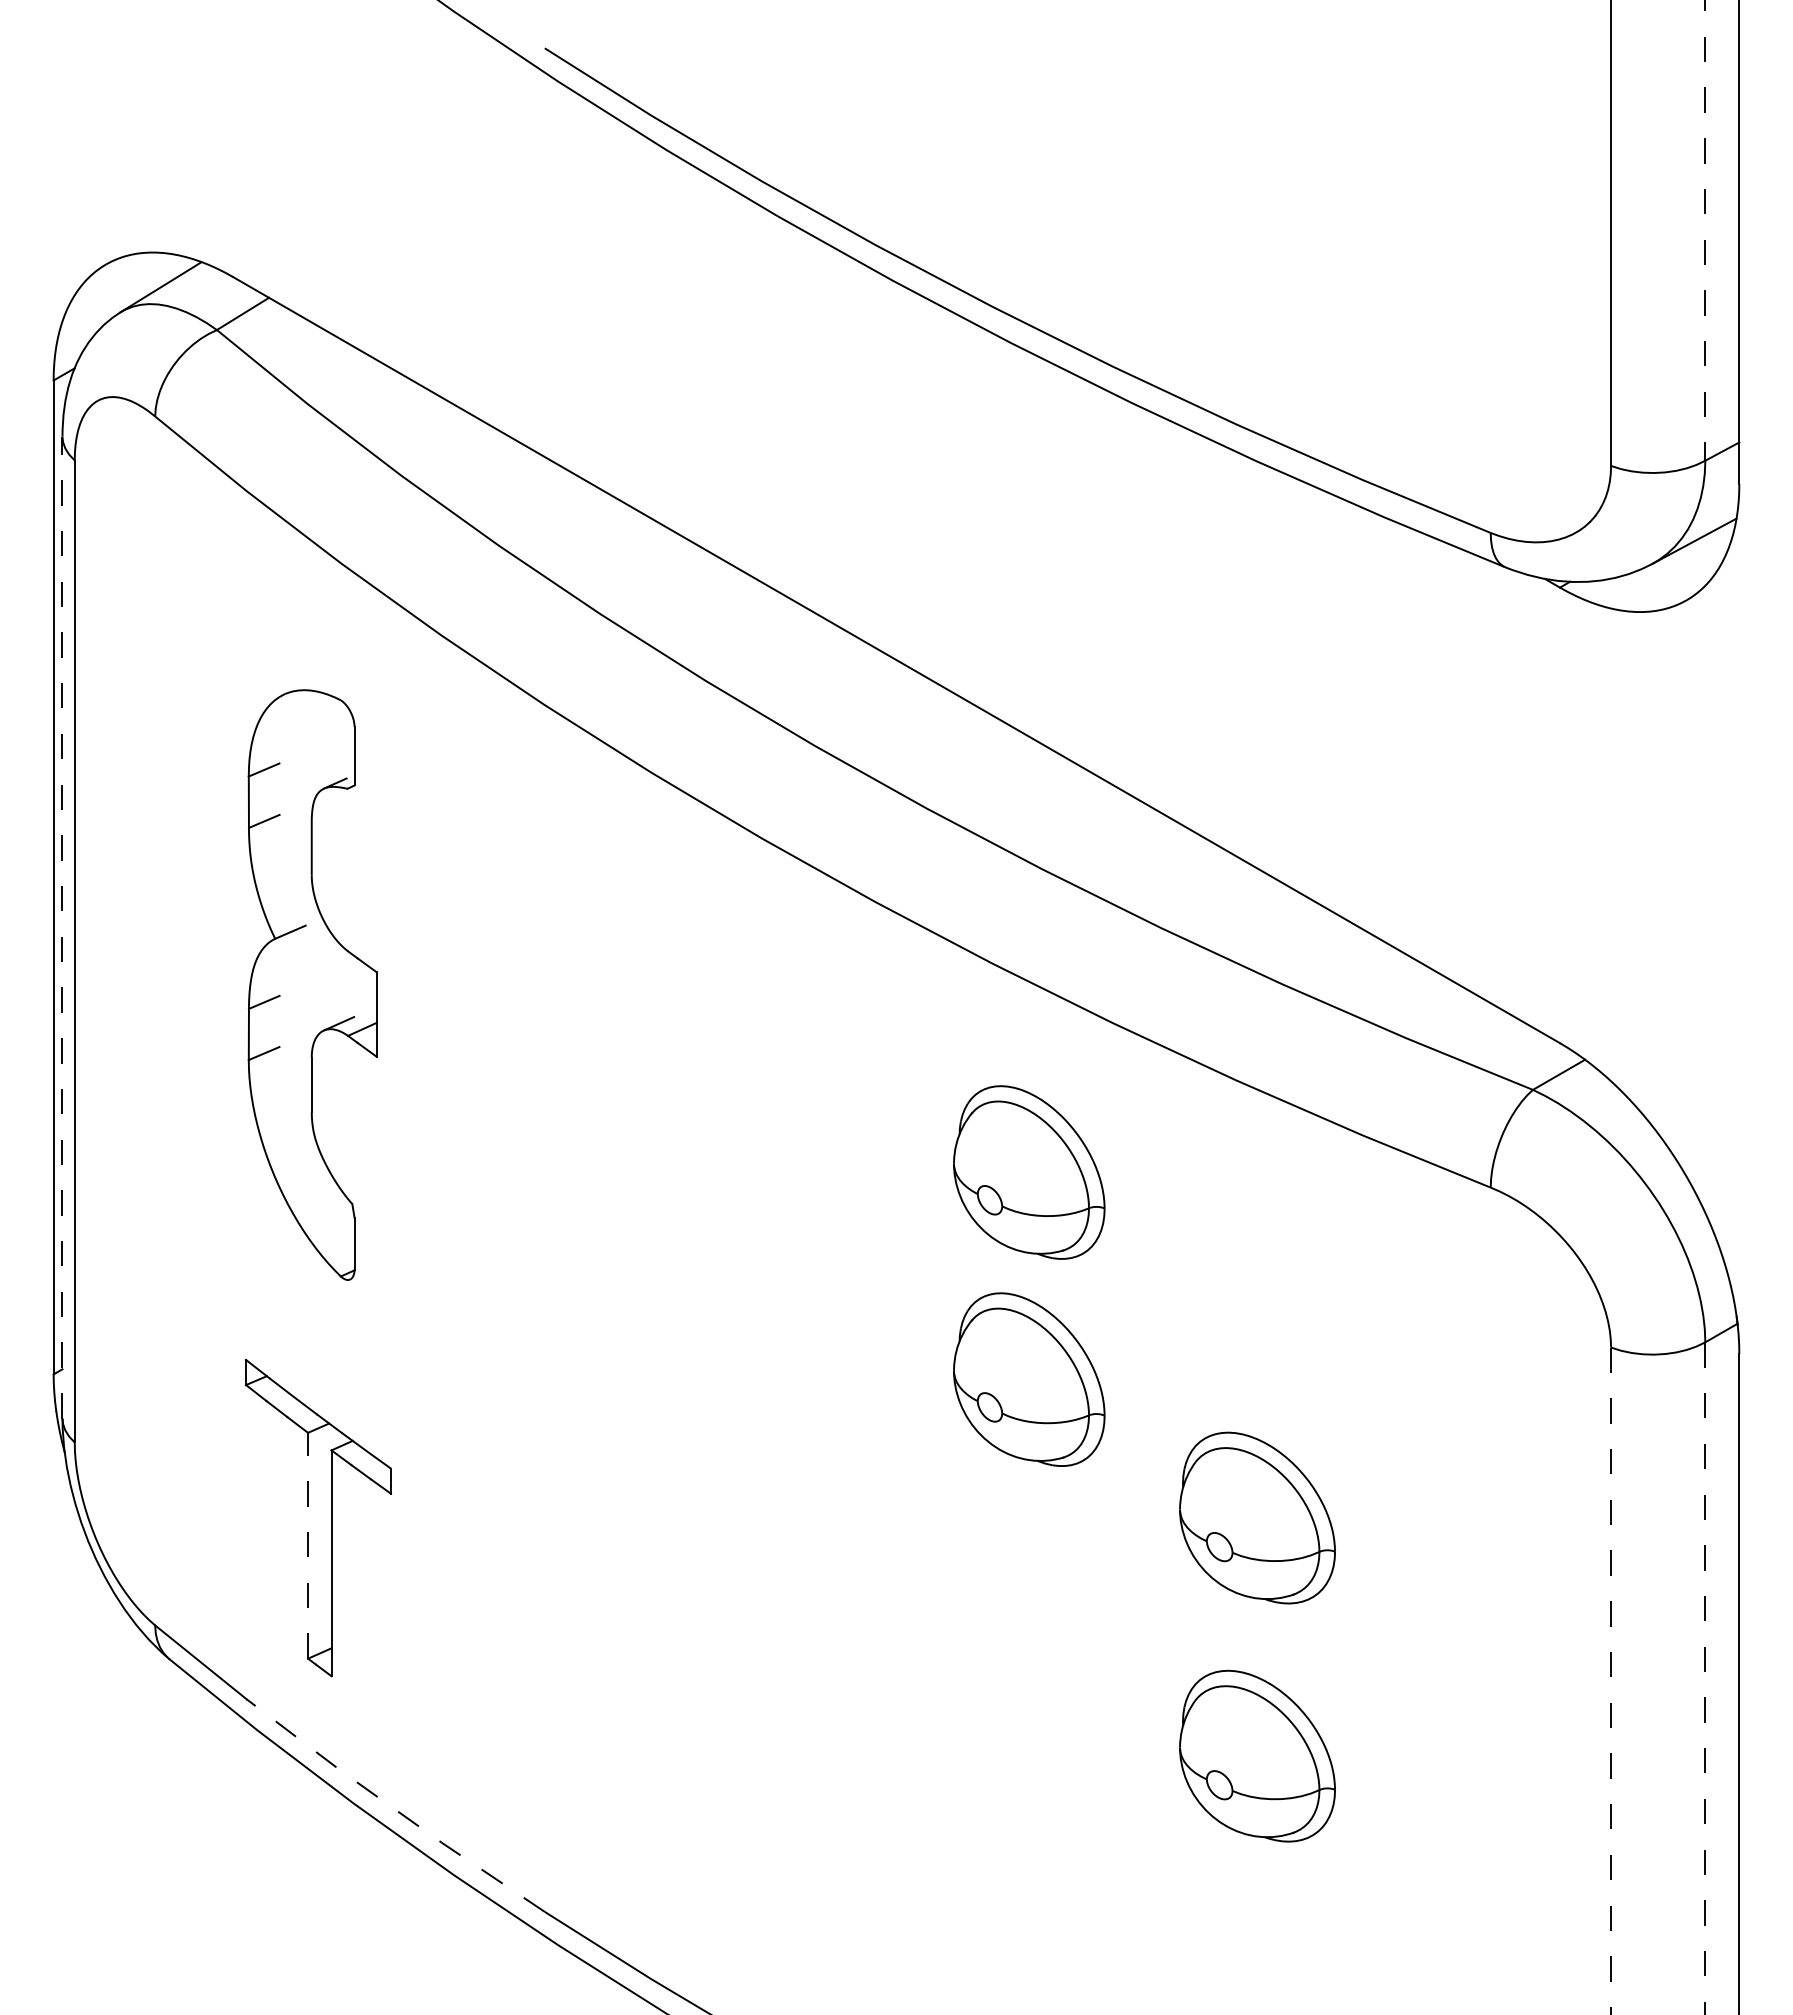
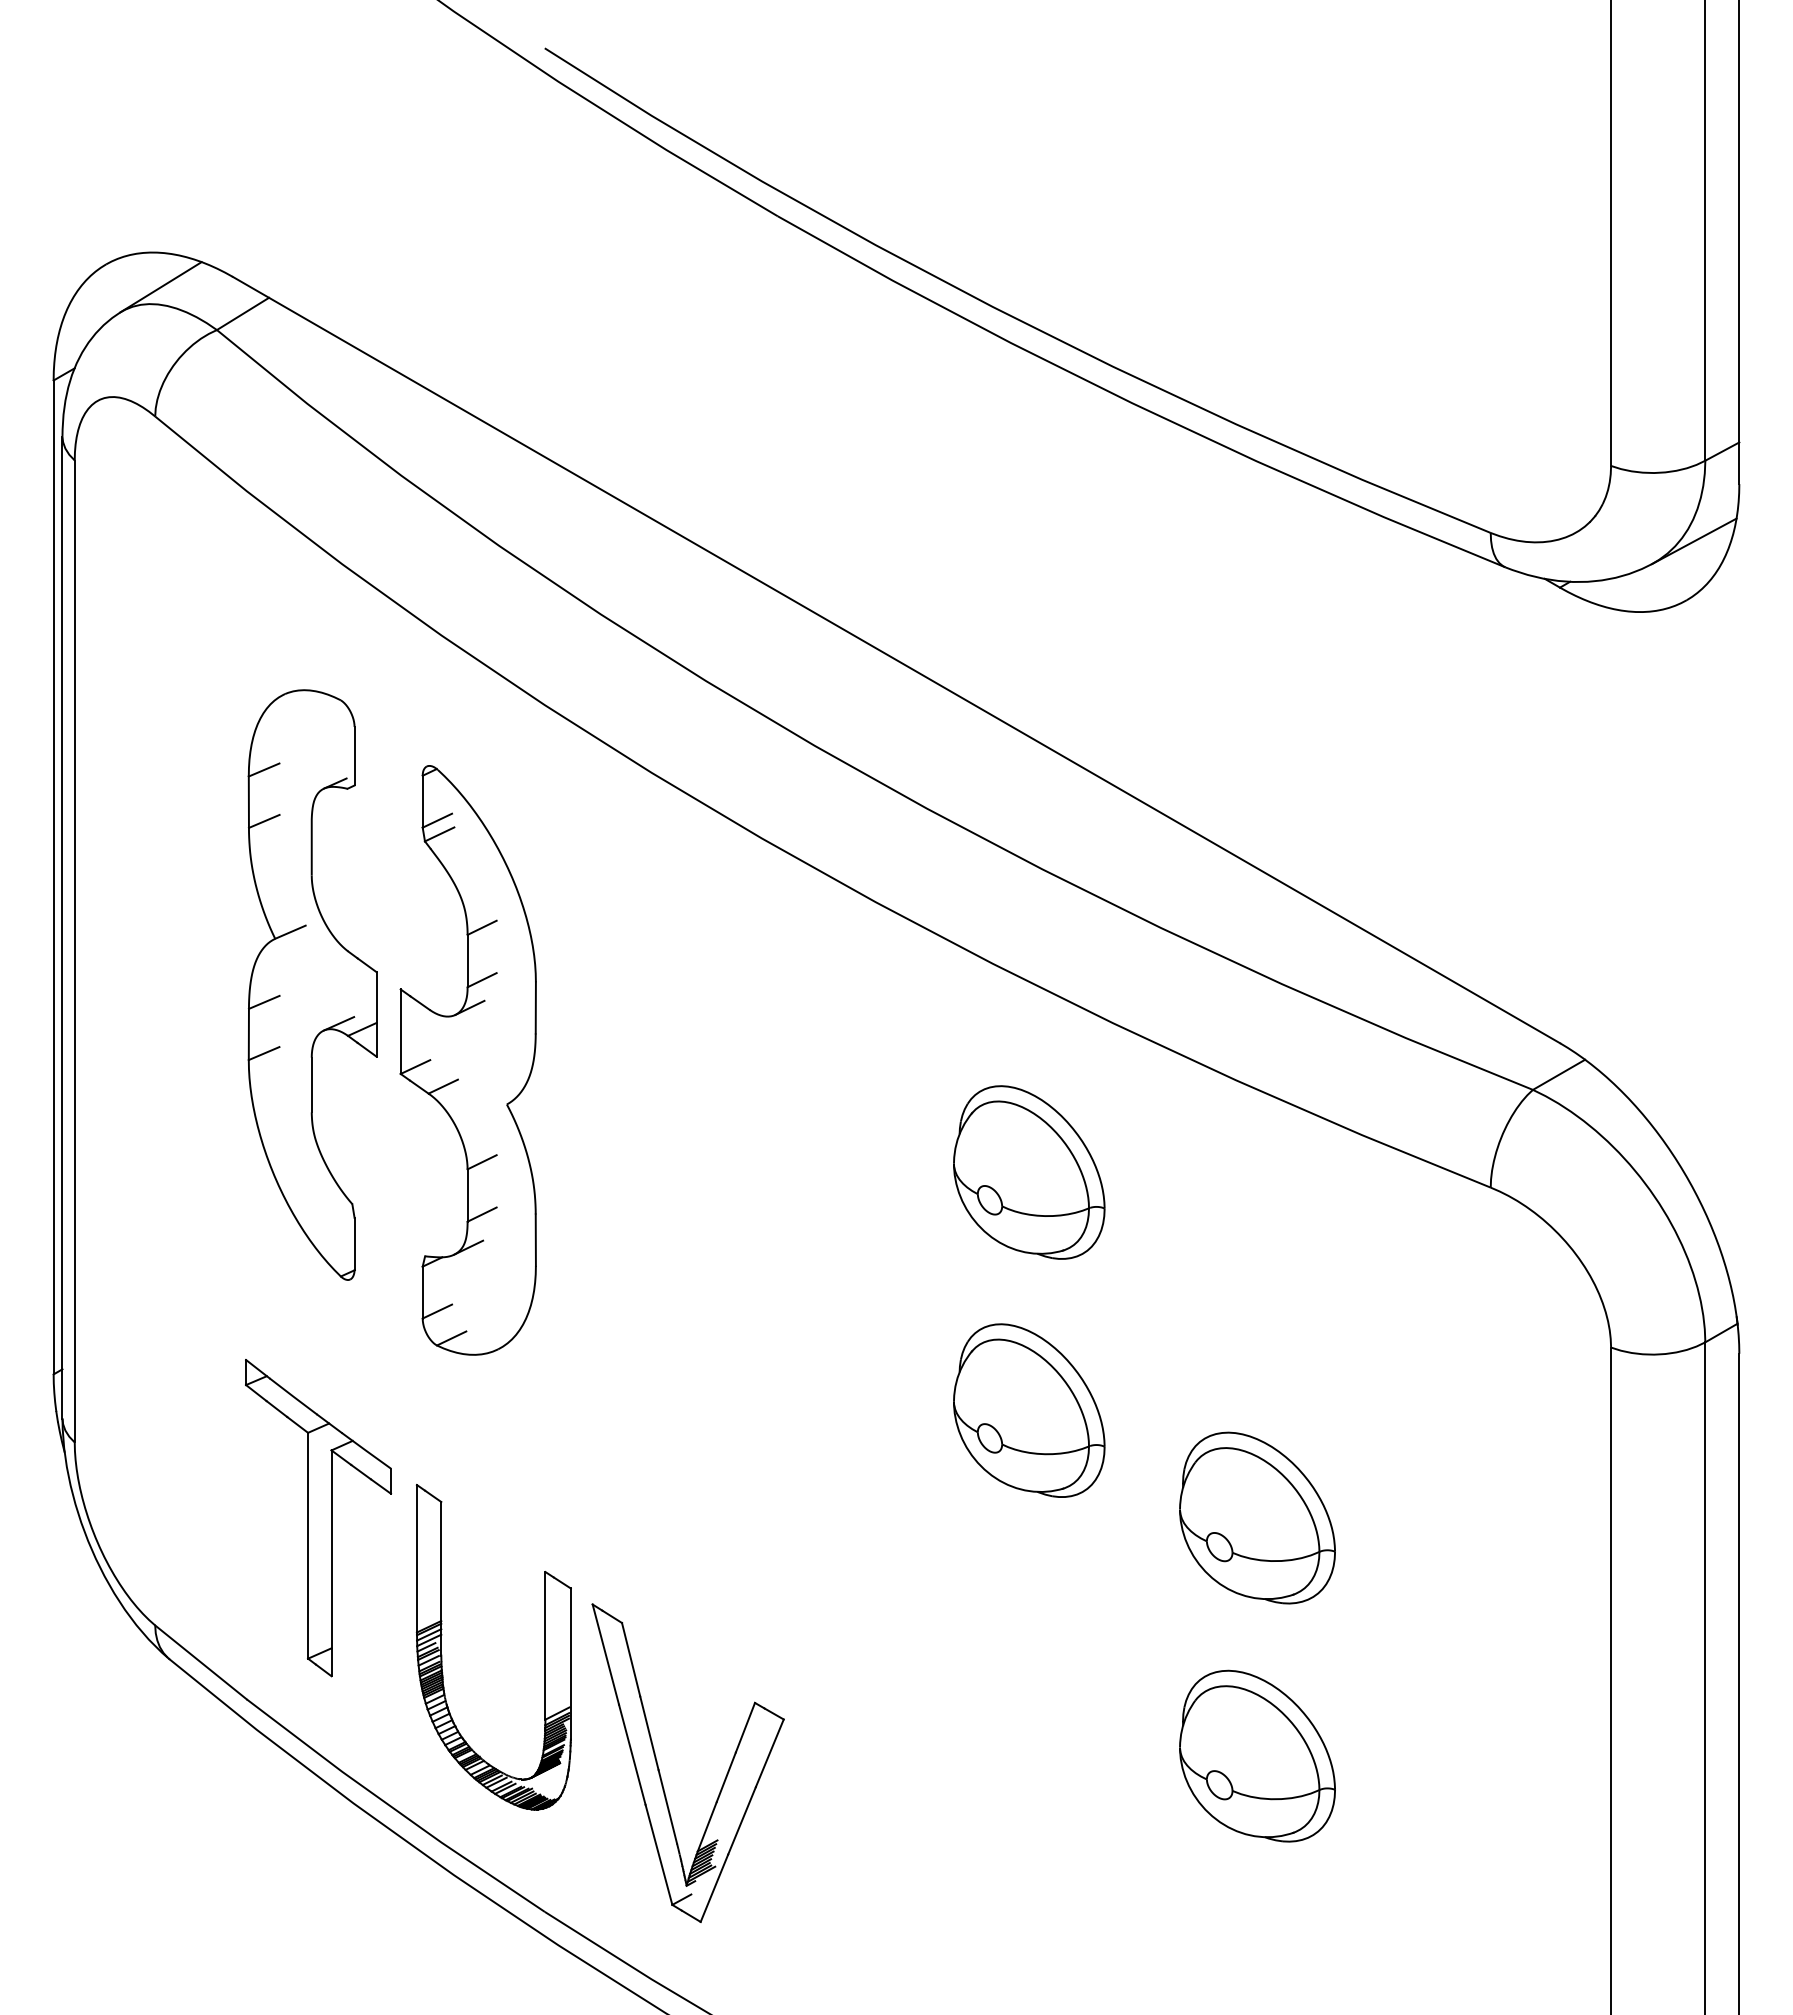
line: dashed -> solid (1705, 230)
line: dashed -> solid (62, 927)
part: none -> present (467, 1060)
part position: (1029, 1379) -> (1029, 1410) (1029, 1410)
line: dashed -> solid (308, 1545)
part: none -> present (544, 1647)
line: dashed -> solid (1705, 1678)
line: dashed -> solid (1611, 1681)
part: none -> present (659, 1768)
line: dashed -> solid (393, 1808)
